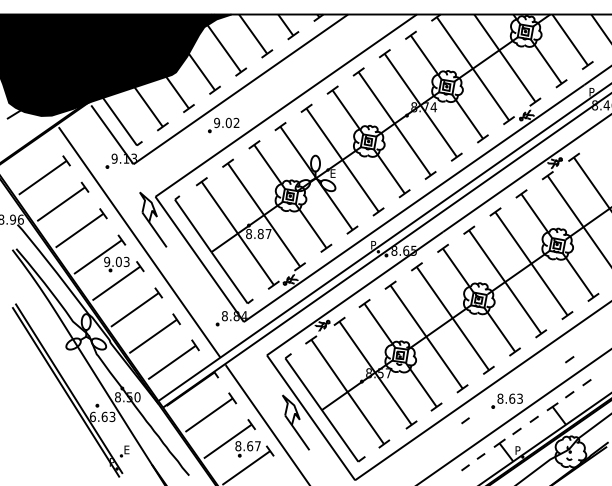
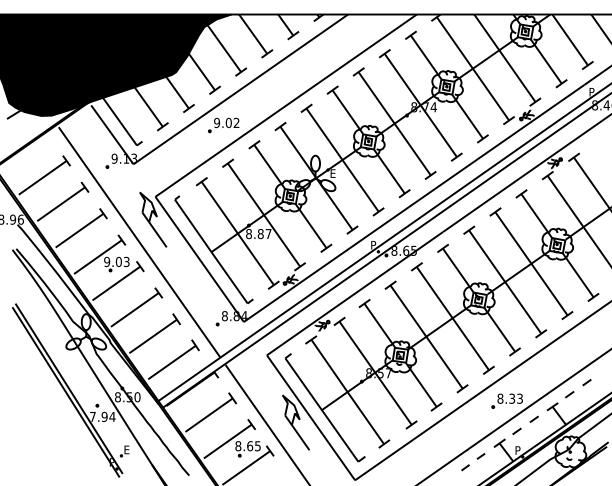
line: present -> none (569, 359)
text: 8.63 -> 8.33 (512, 398)
text: 6.63 -> 7.94 (102, 416)
line: present -> none (465, 420)
text: 8.67 -> 8.65 (257, 446)
